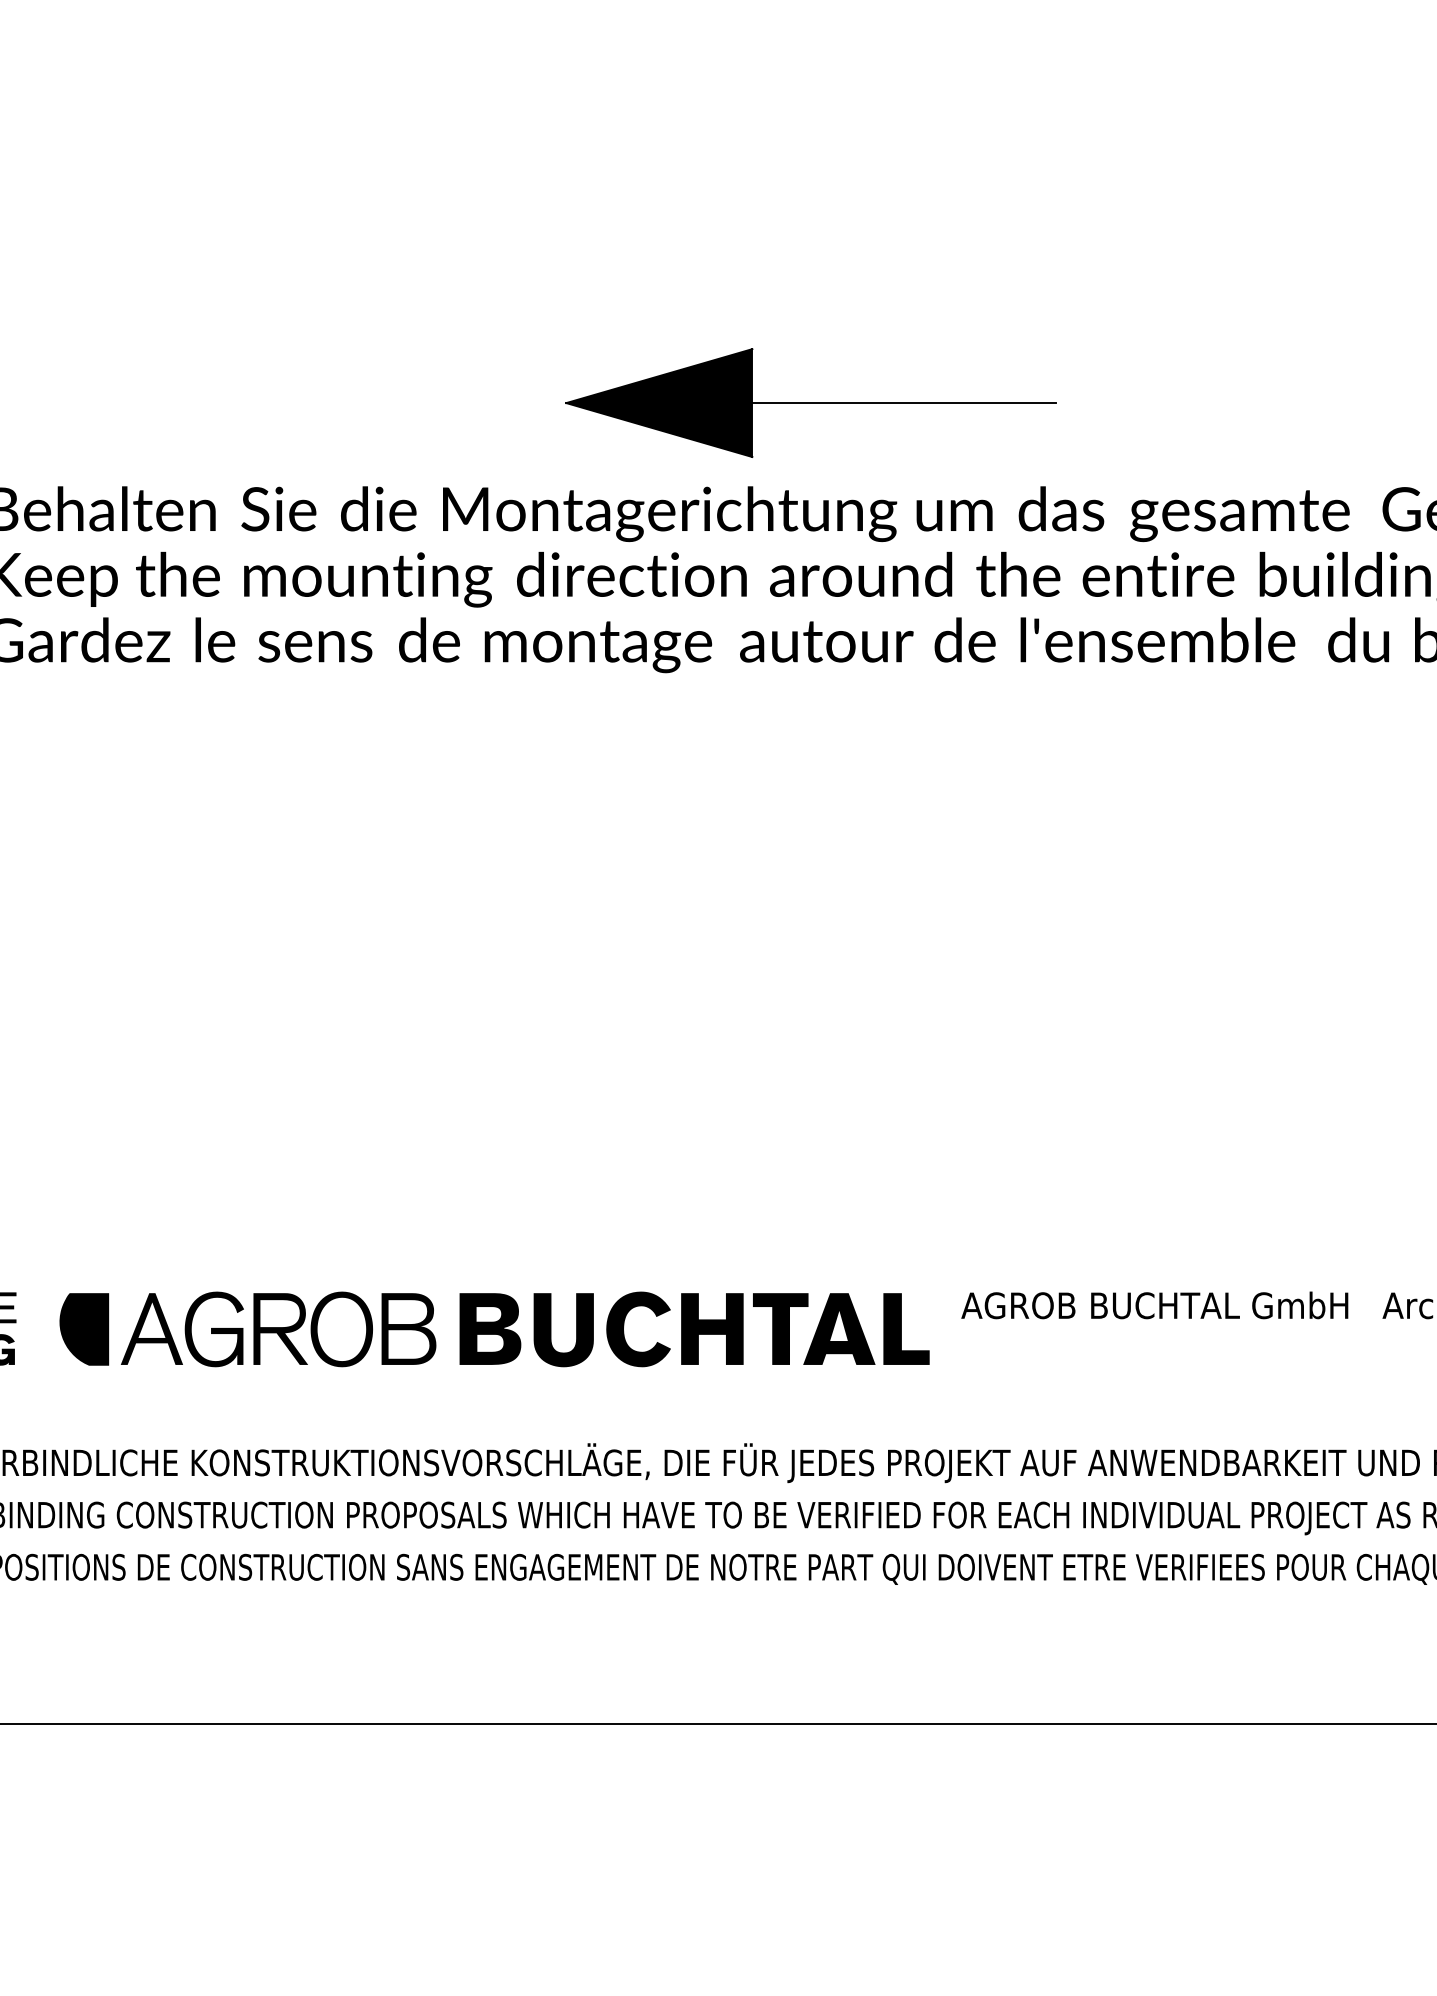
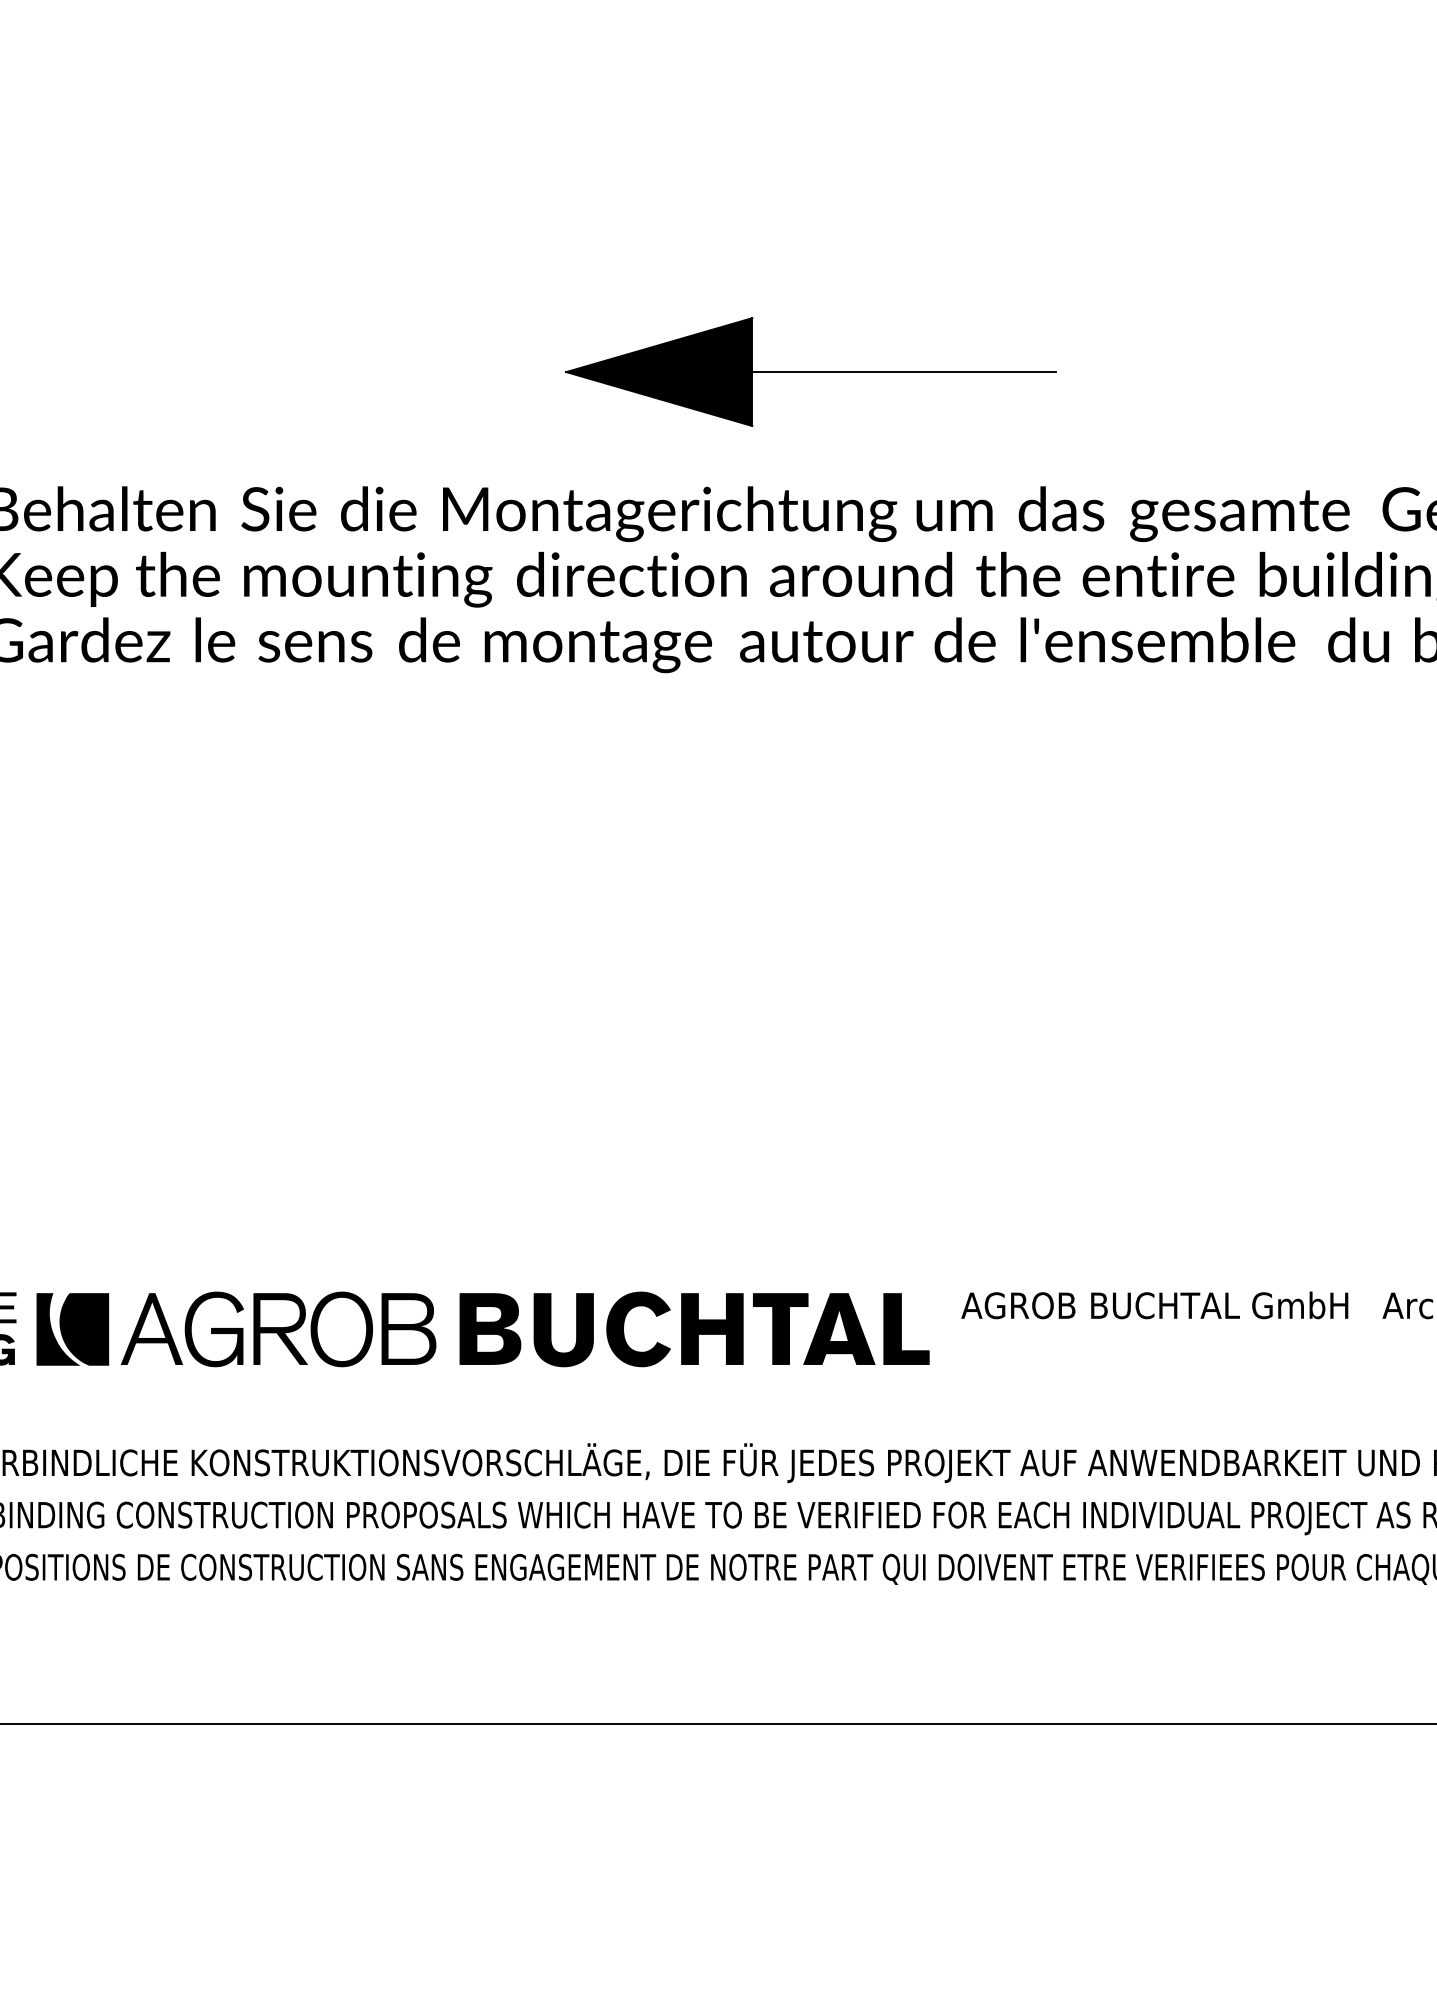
part position: (810, 402) -> (810, 371) (810, 371)
fill: none -> present (58, 1329)
